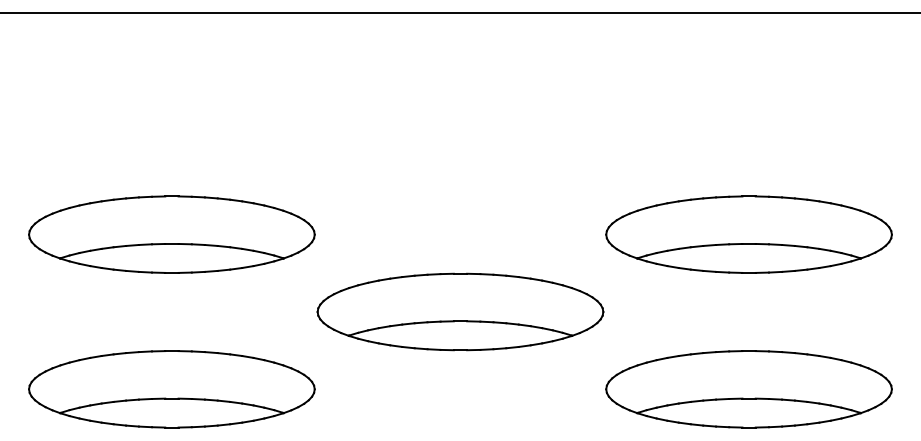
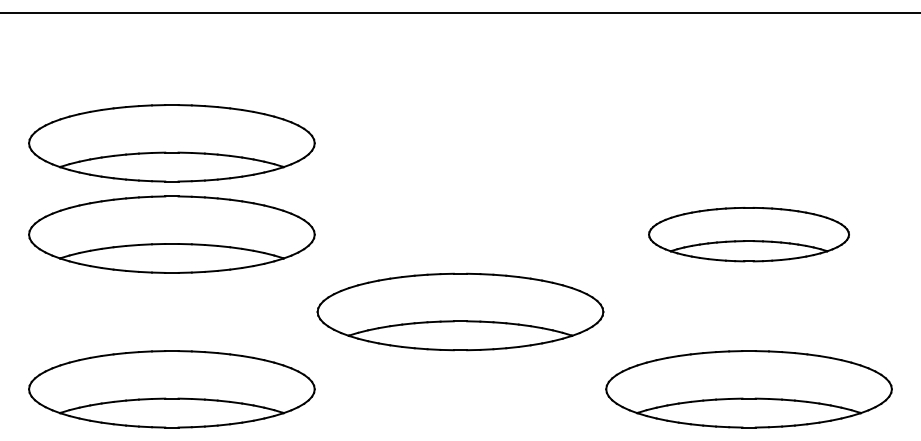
part: none -> present (171, 143)
part size: 288x79 px -> 202x56 px (748, 234)
